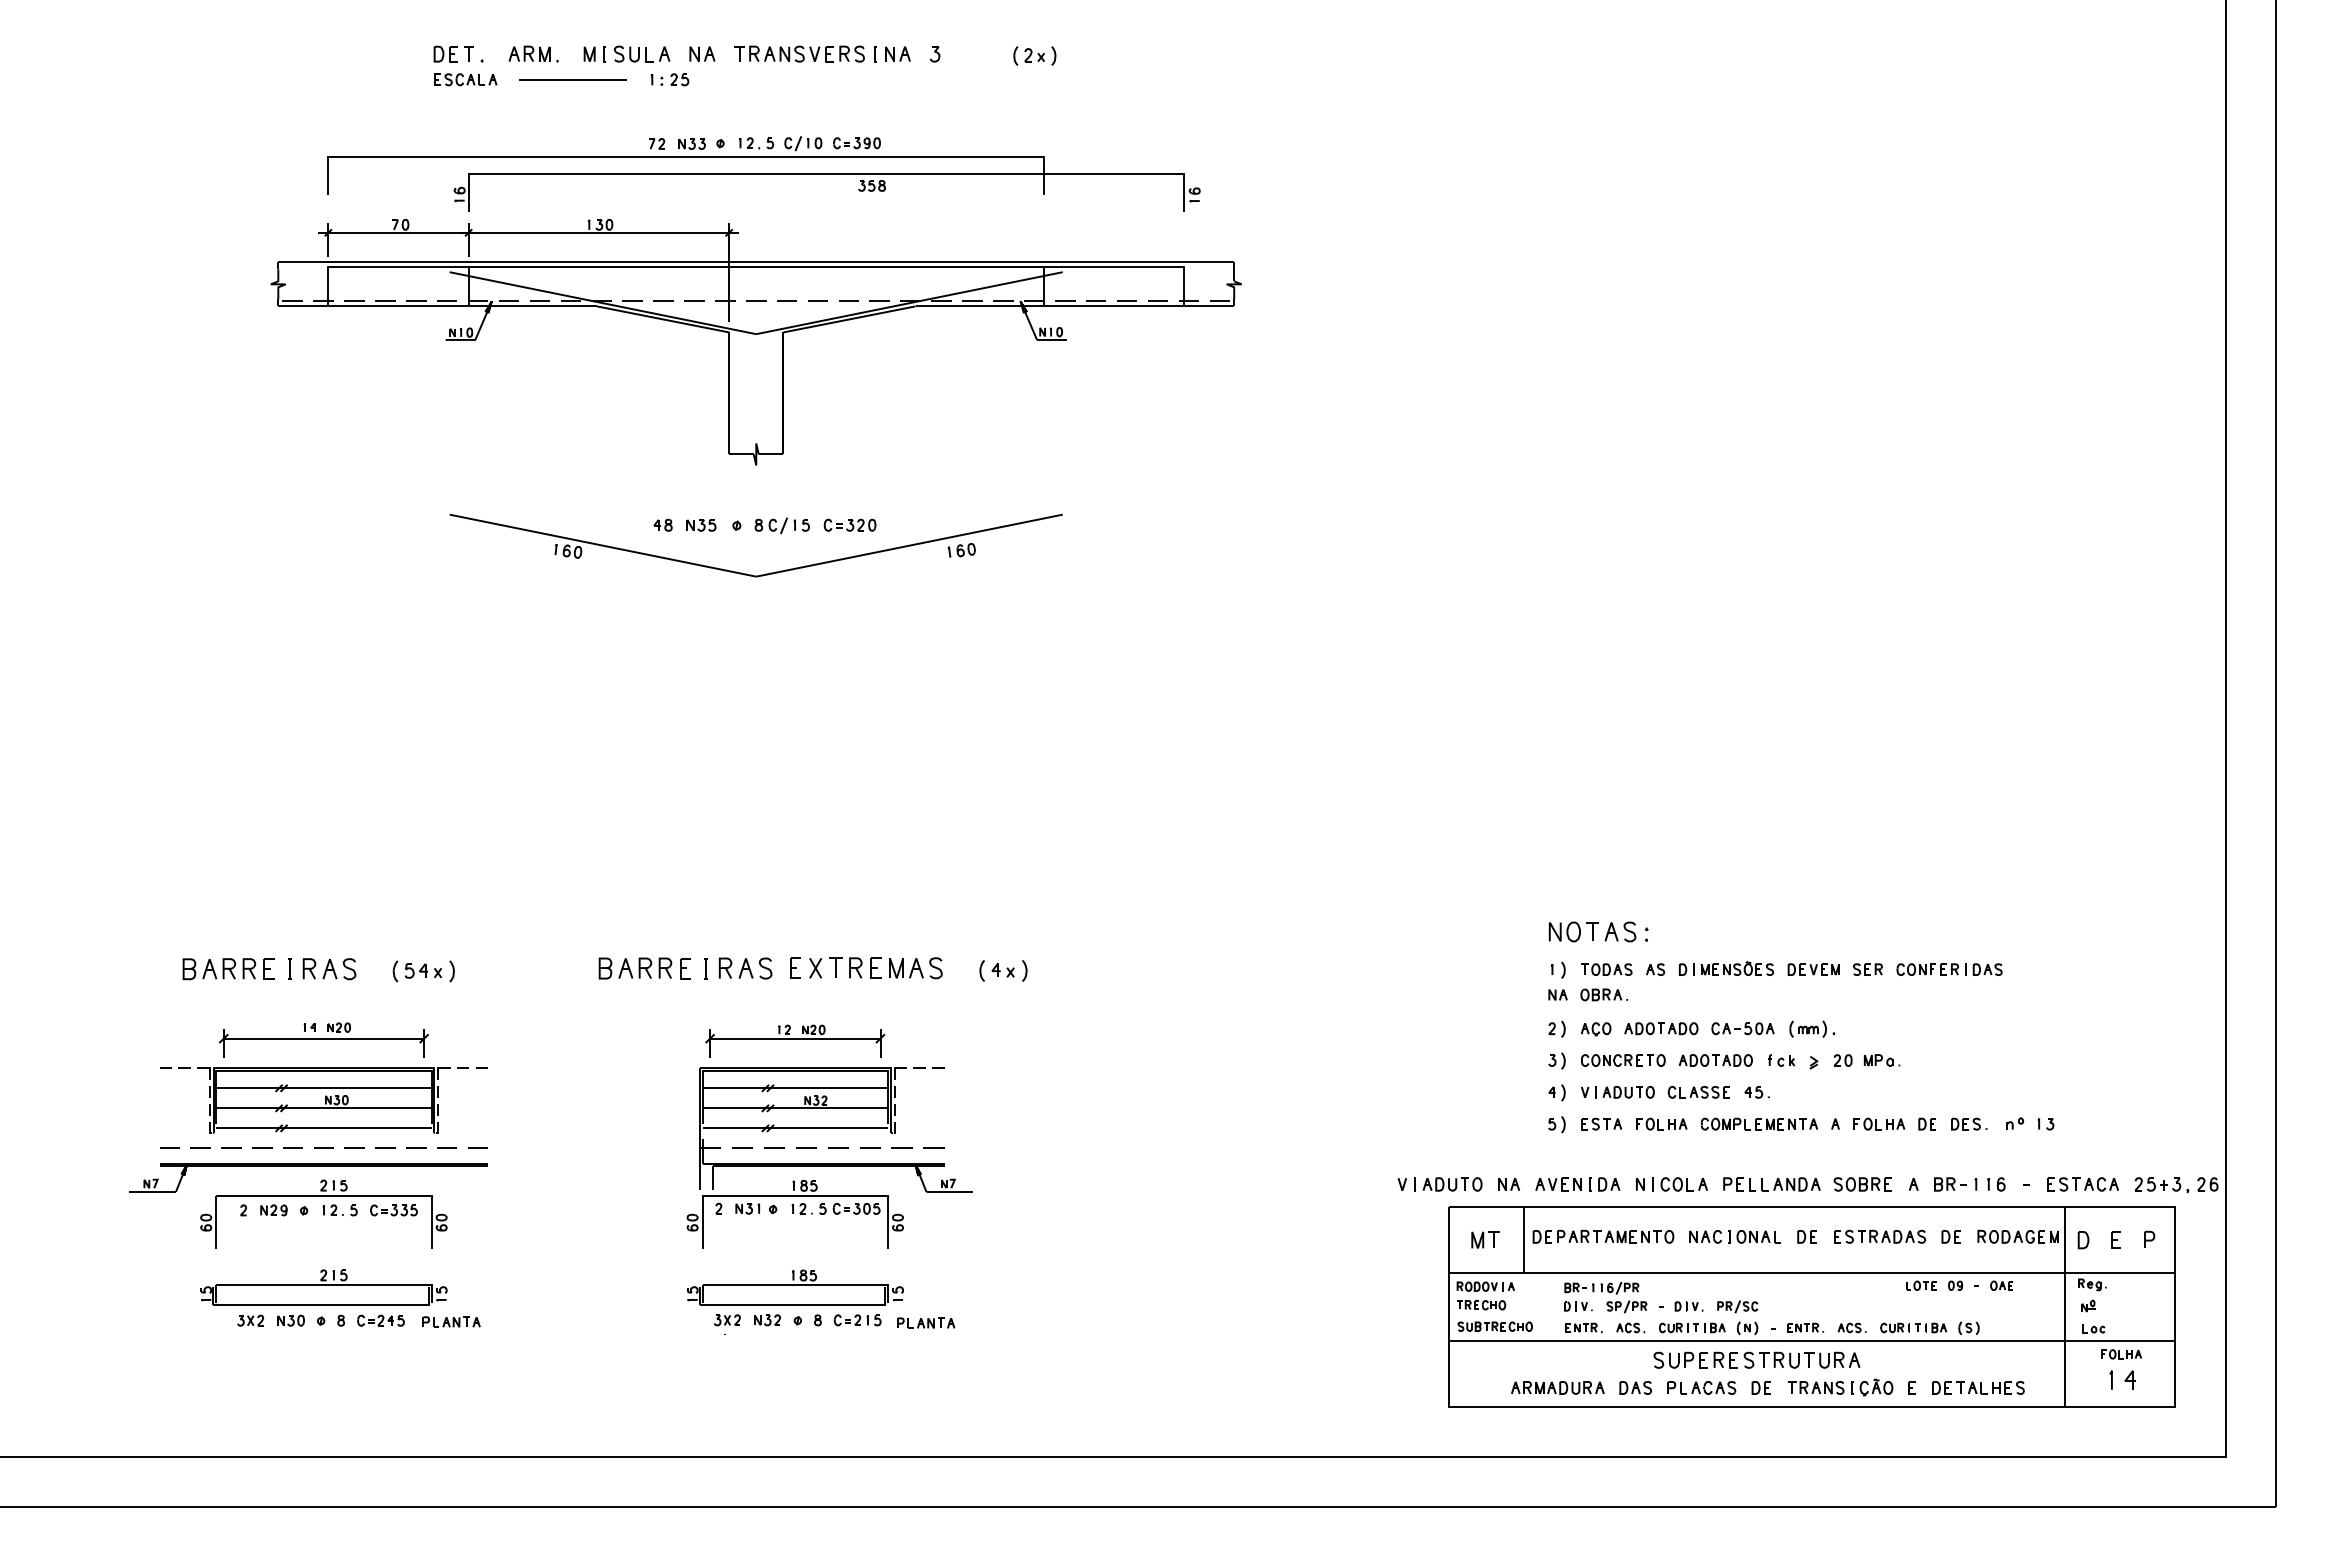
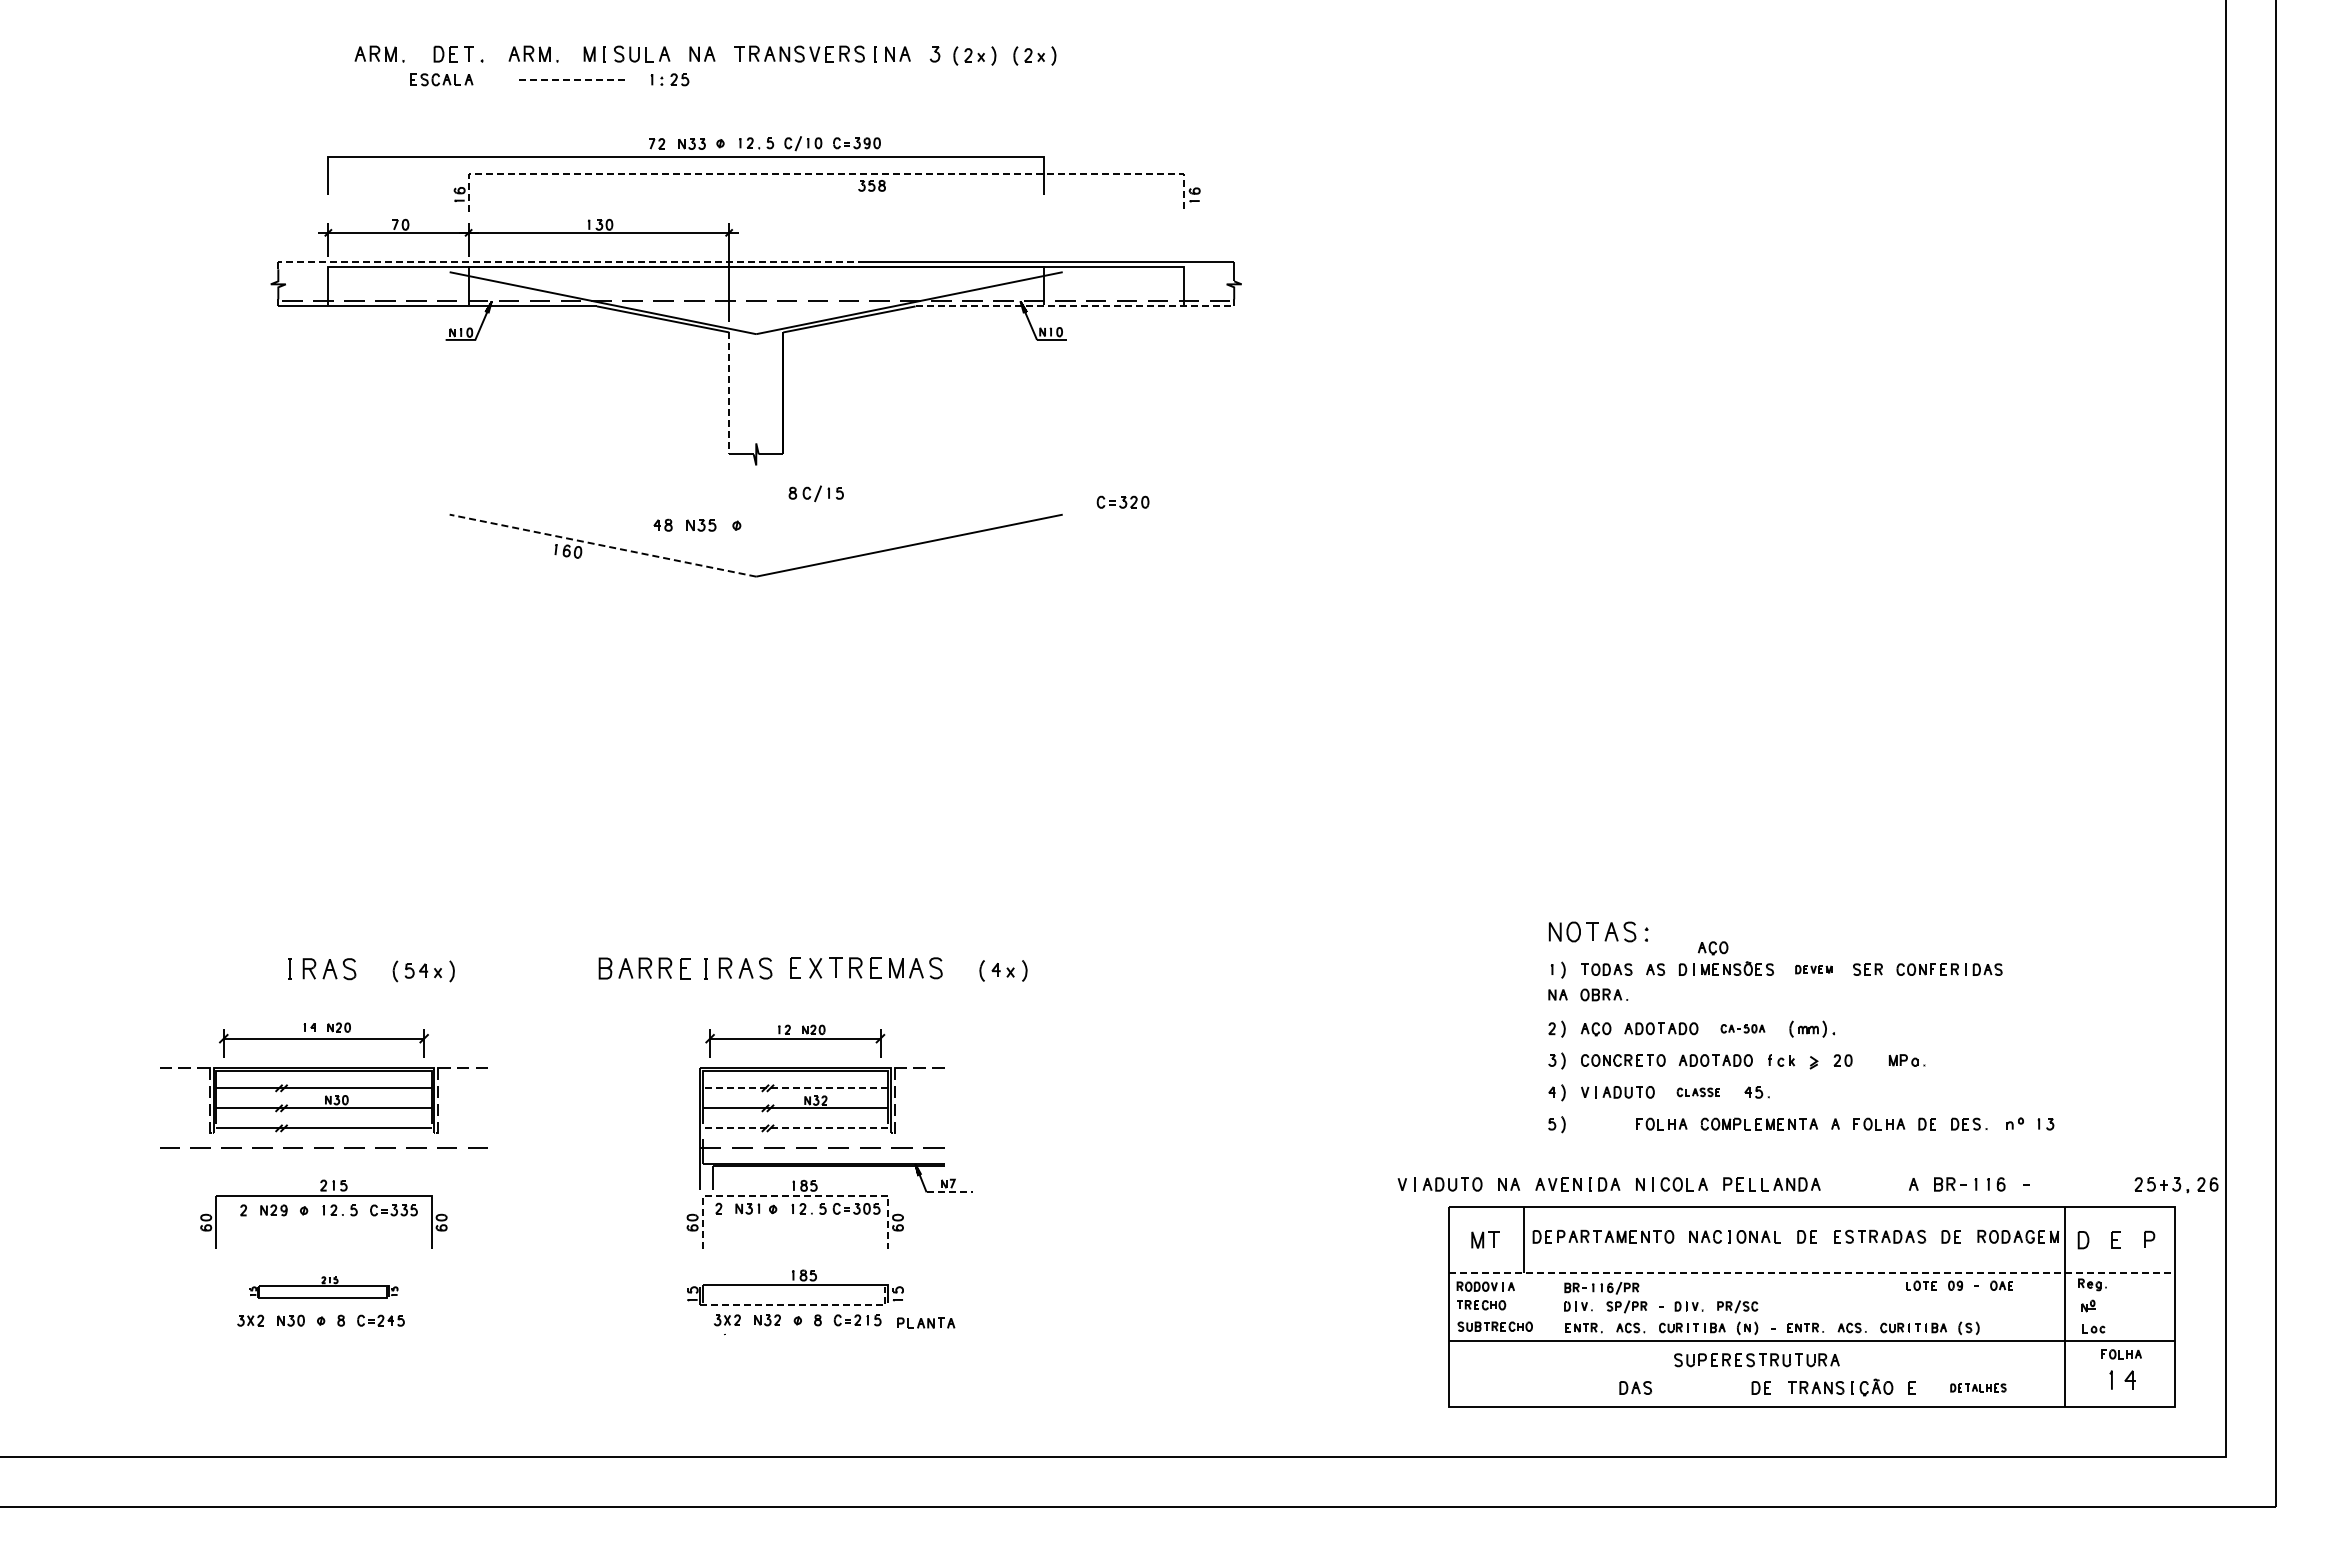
part: none -> present (379, 53)
part: none -> present (974, 55)
part position: (465, 79) -> (441, 79) (441, 79)
line: solid -> dashed (573, 79)
line: solid -> dashed (826, 174)
line: solid -> dashed (571, 262)
line: solid -> dashed (1075, 306)
line: solid -> dashed (729, 393)
part position: (849, 524) -> (1122, 501) (1122, 501)
part position: (781, 525) -> (815, 493) (815, 493)
line: solid -> dashed (602, 545)
part: present -> none (961, 550)
part: none -> present (1712, 948)
part: present -> none (228, 969)
part size: 53x13 px -> 38x10 px (1813, 969)
part size: 64x14 px -> 46x10 px (1742, 1028)
part position: (1881, 1060) -> (1906, 1060) (1906, 1060)
line: solid -> dashed (795, 1088)
part size: 63x13 px -> 44x11 px (1697, 1092)
part: present -> none (1601, 1123)
line: solid -> dashed (795, 1128)
part: present -> none (308, 1166)
part: present -> none (1862, 1184)
part: present -> none (2082, 1184)
line: solid -> dashed (950, 1192)
line: solid -> dashed (795, 1195)
line: solid -> dashed (1812, 1273)
part size: 248x37 px -> 150x23 px (323, 1287)
line: solid -> dashed (802, 1305)
part: present -> none (451, 1321)
part size: 208x18 px -> 166x15 px (1756, 1360)
part: present -> none (1557, 1387)
part: present -> none (1701, 1387)
part size: 93x14 px -> 57x10 px (1978, 1387)
